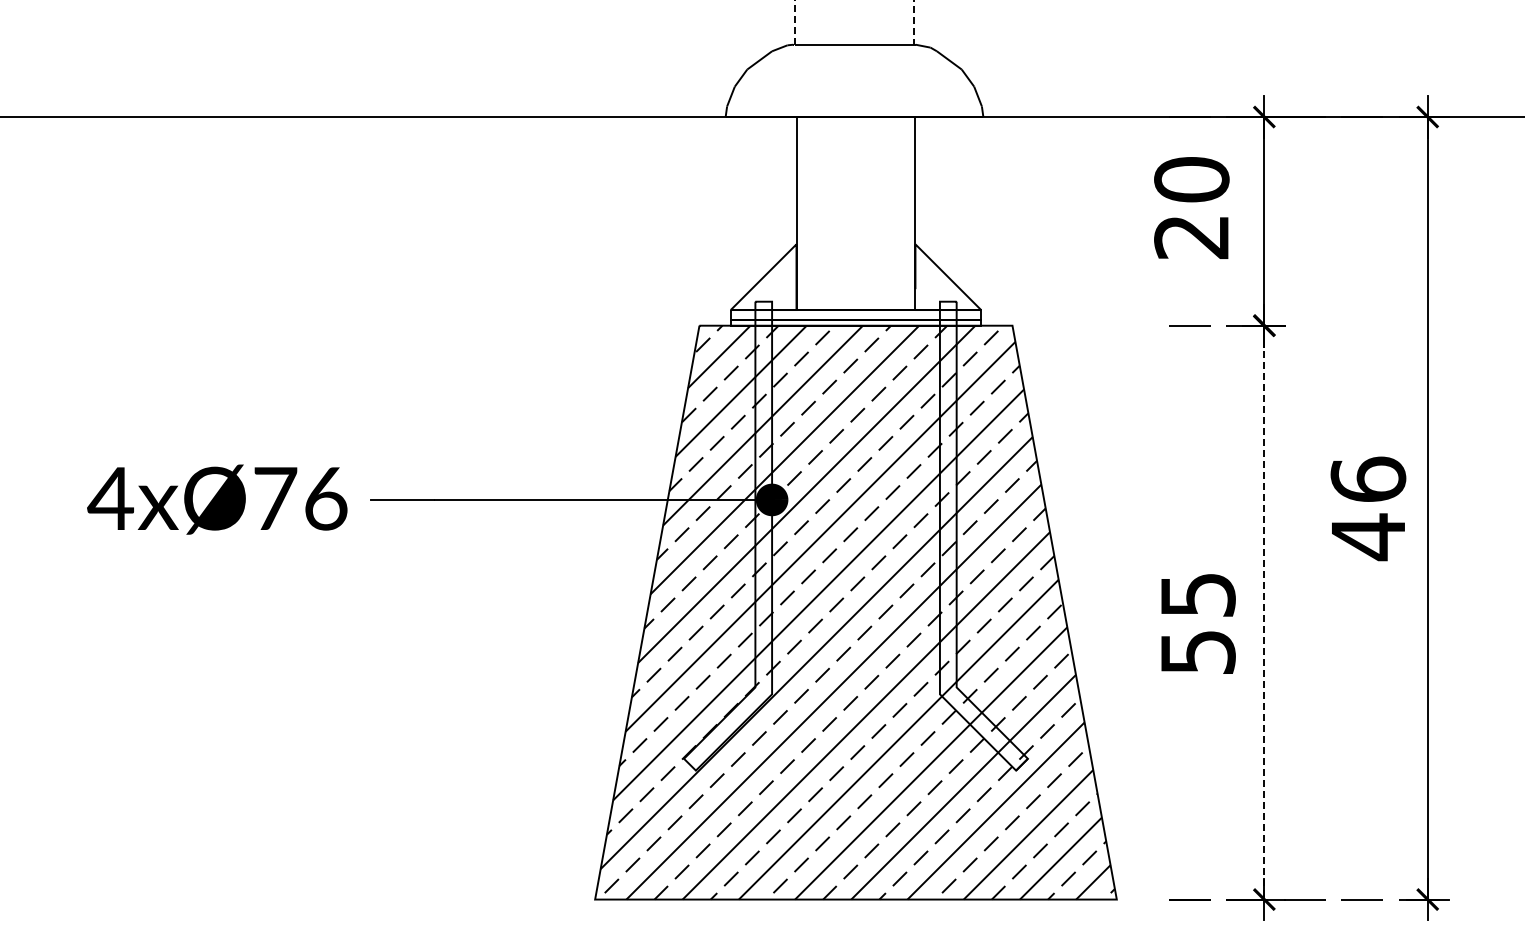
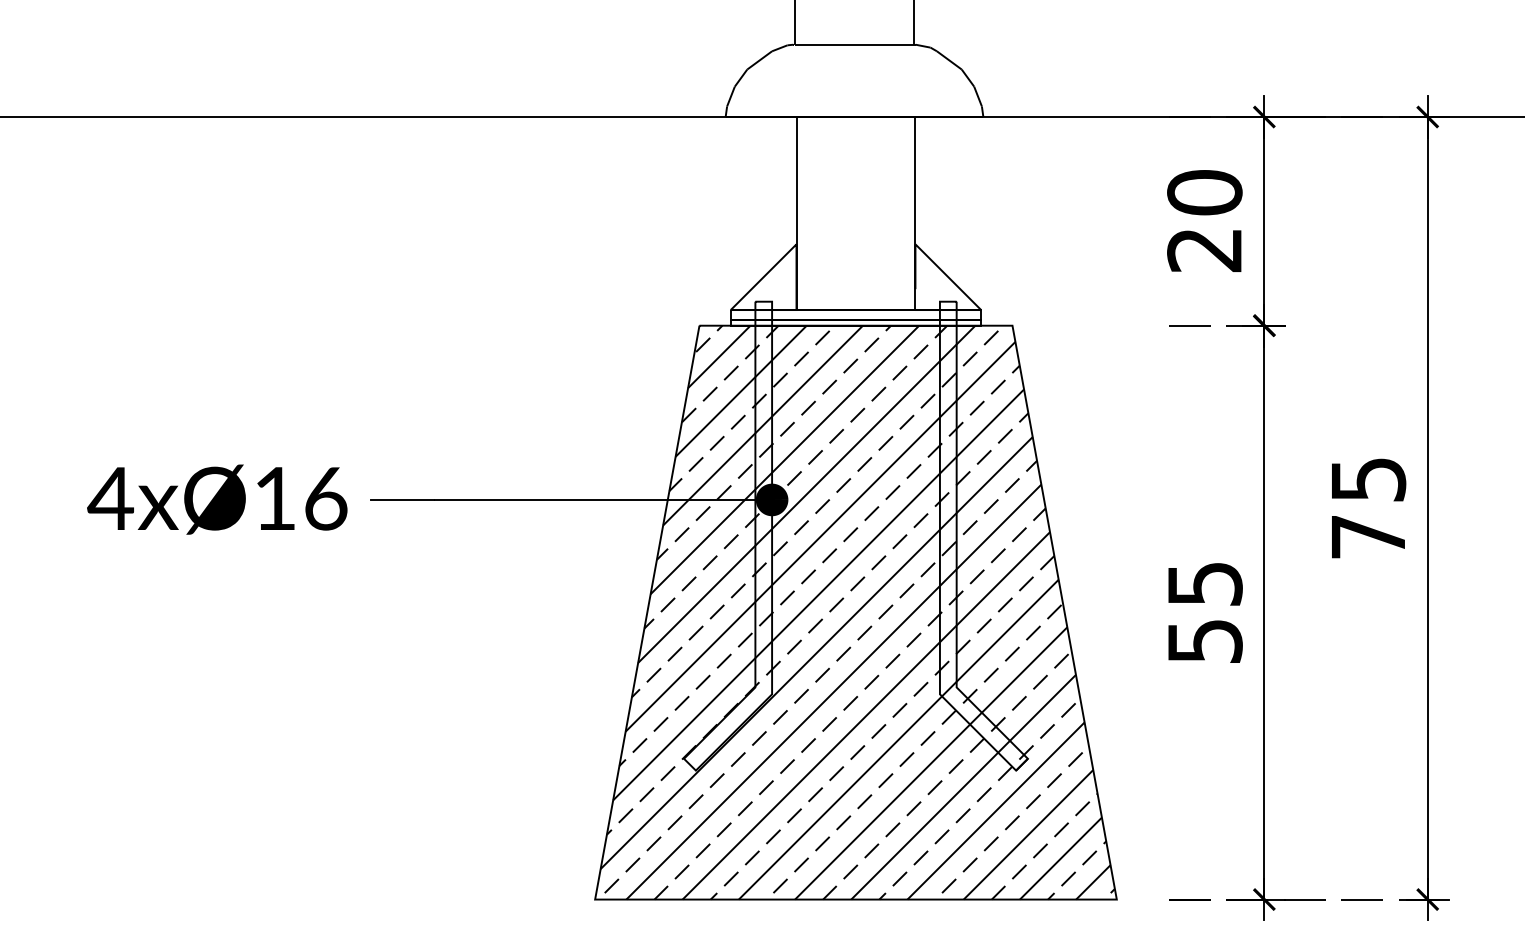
line: dashed -> solid (794, 22)
line: dashed -> solid (914, 23)
text position: (1191, 207) -> (1204, 220) (1204, 220)
text: 4xØ76 -> 4xØ16 (275, 498)
text: 46 -> 75 (1368, 508)
line: dashed -> solid (1264, 612)
text position: (1198, 623) -> (1205, 612) (1205, 612)
